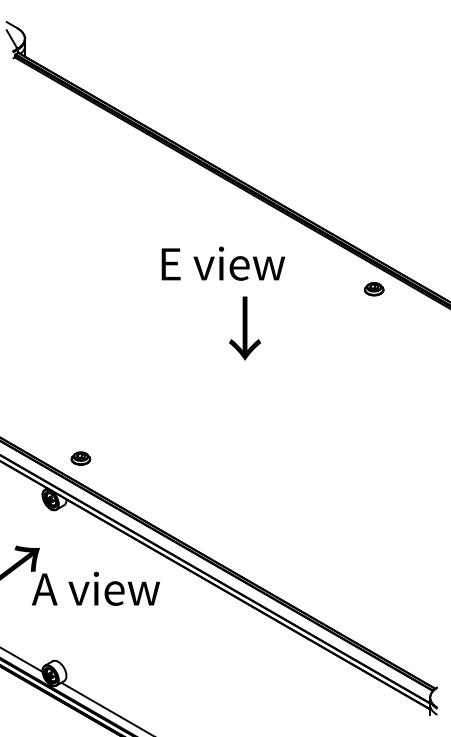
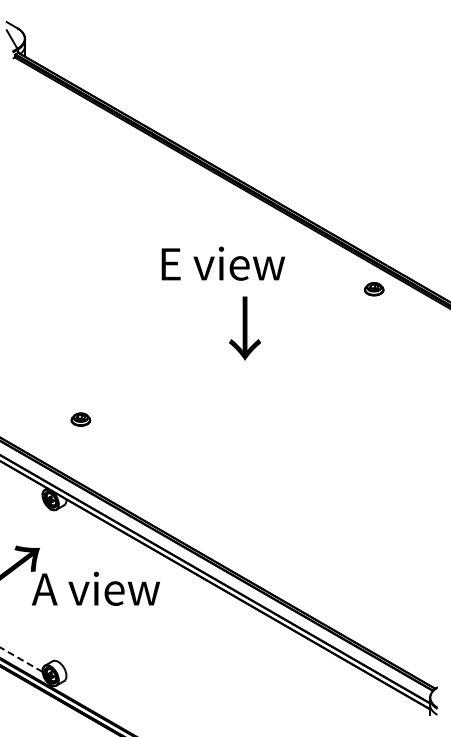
part position: (80, 458) -> (80, 419) (80, 419)
line: solid -> dashed (20, 659)
line: present -> none (105, 707)
